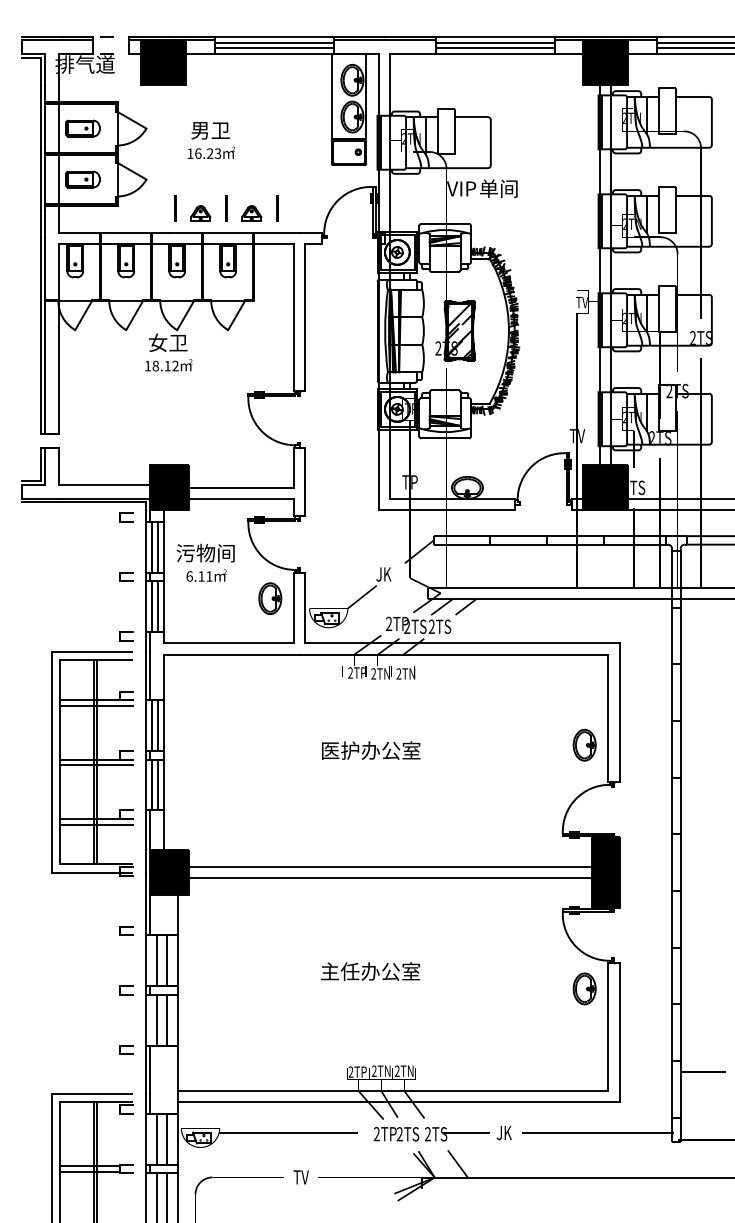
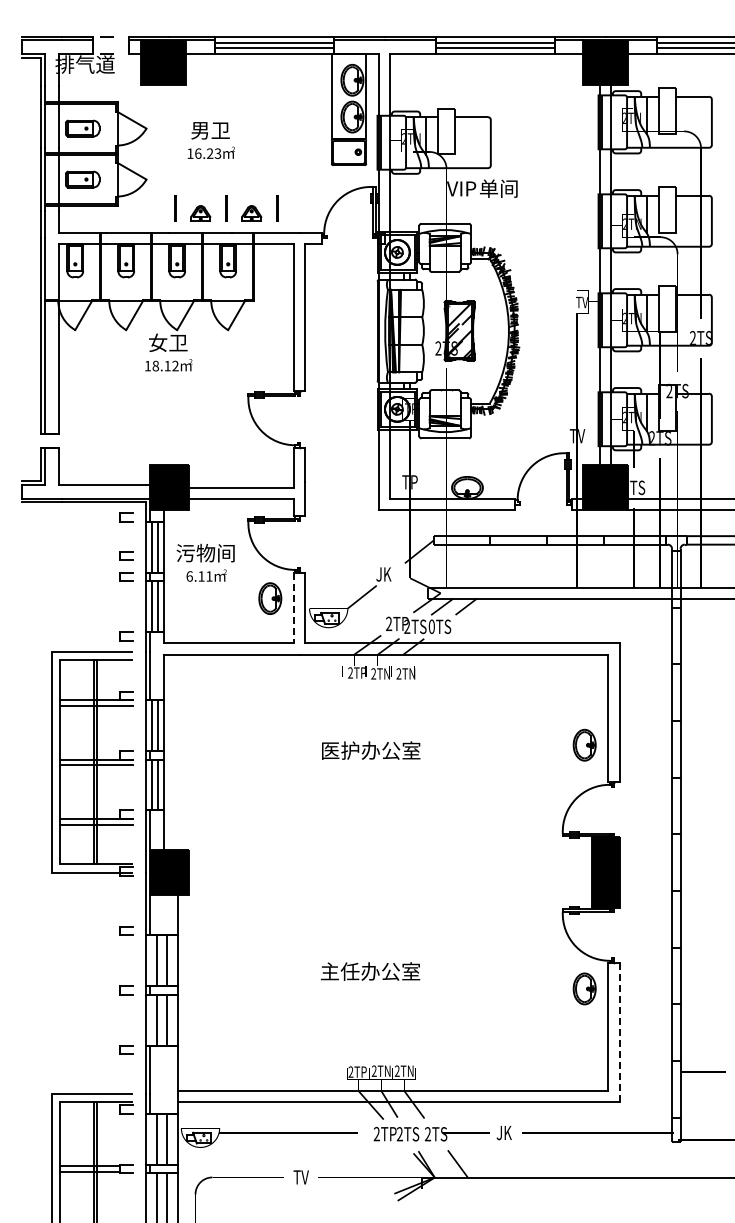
part: none -> present (126, 555)
line: solid -> dashed (294, 608)
text: 2TS -> 0TS (431, 626)
line: present -> none (390, 867)
line: present -> none (390, 878)
line: solid -> dashed (619, 1032)
